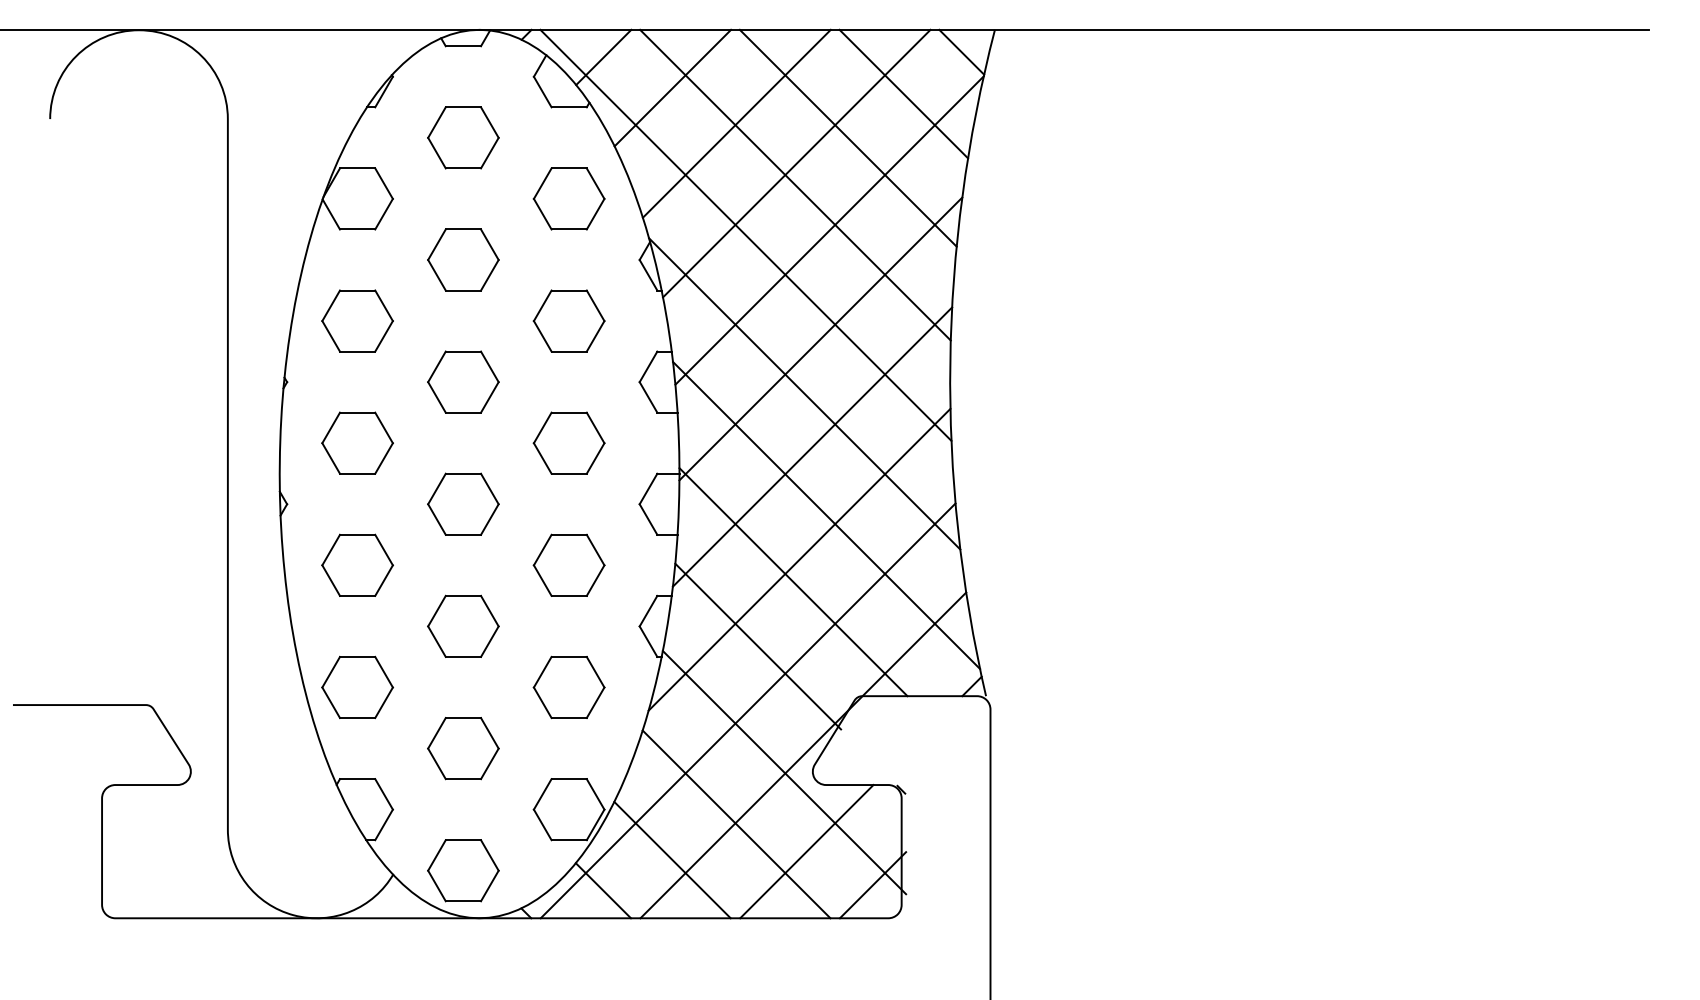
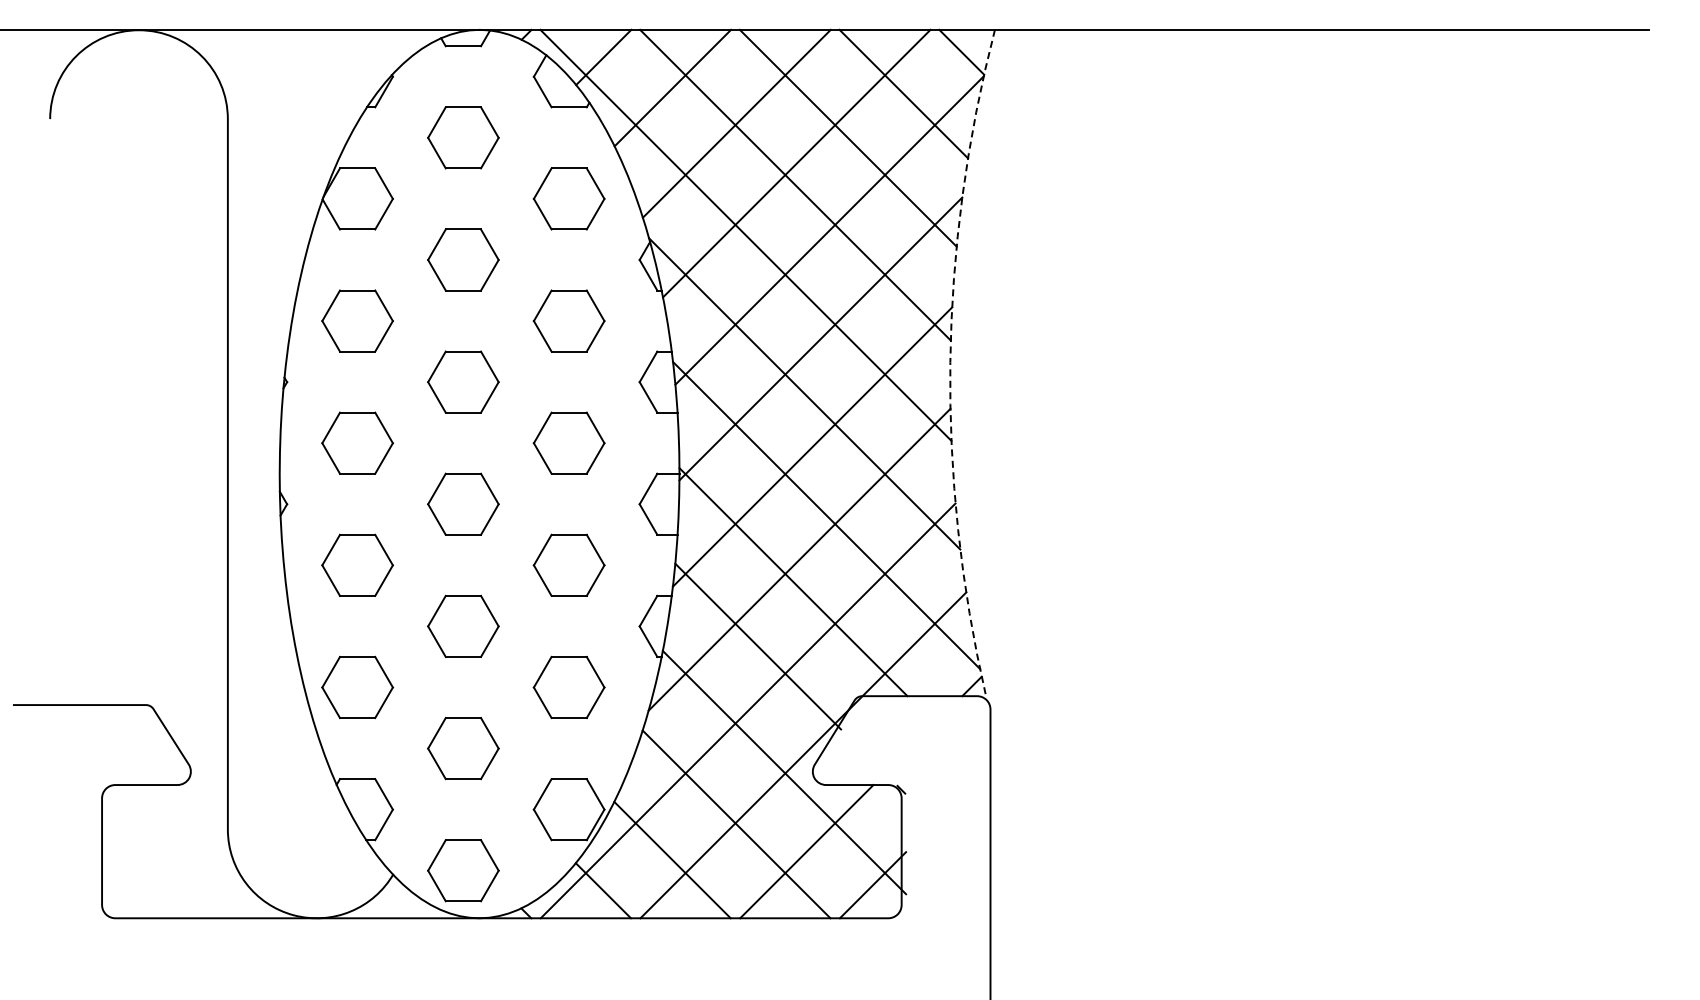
arc: solid -> dashed (950, 362)
